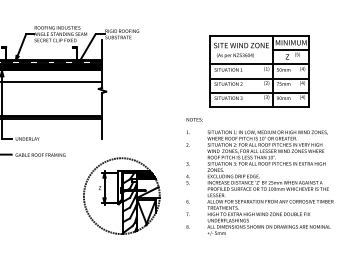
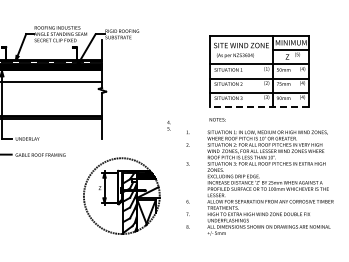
line: solid -> dashed (258, 106)
text position: (194, 119) -> (217, 119) (217, 119)
text position: (187, 179) -> (168, 125) (168, 125)
